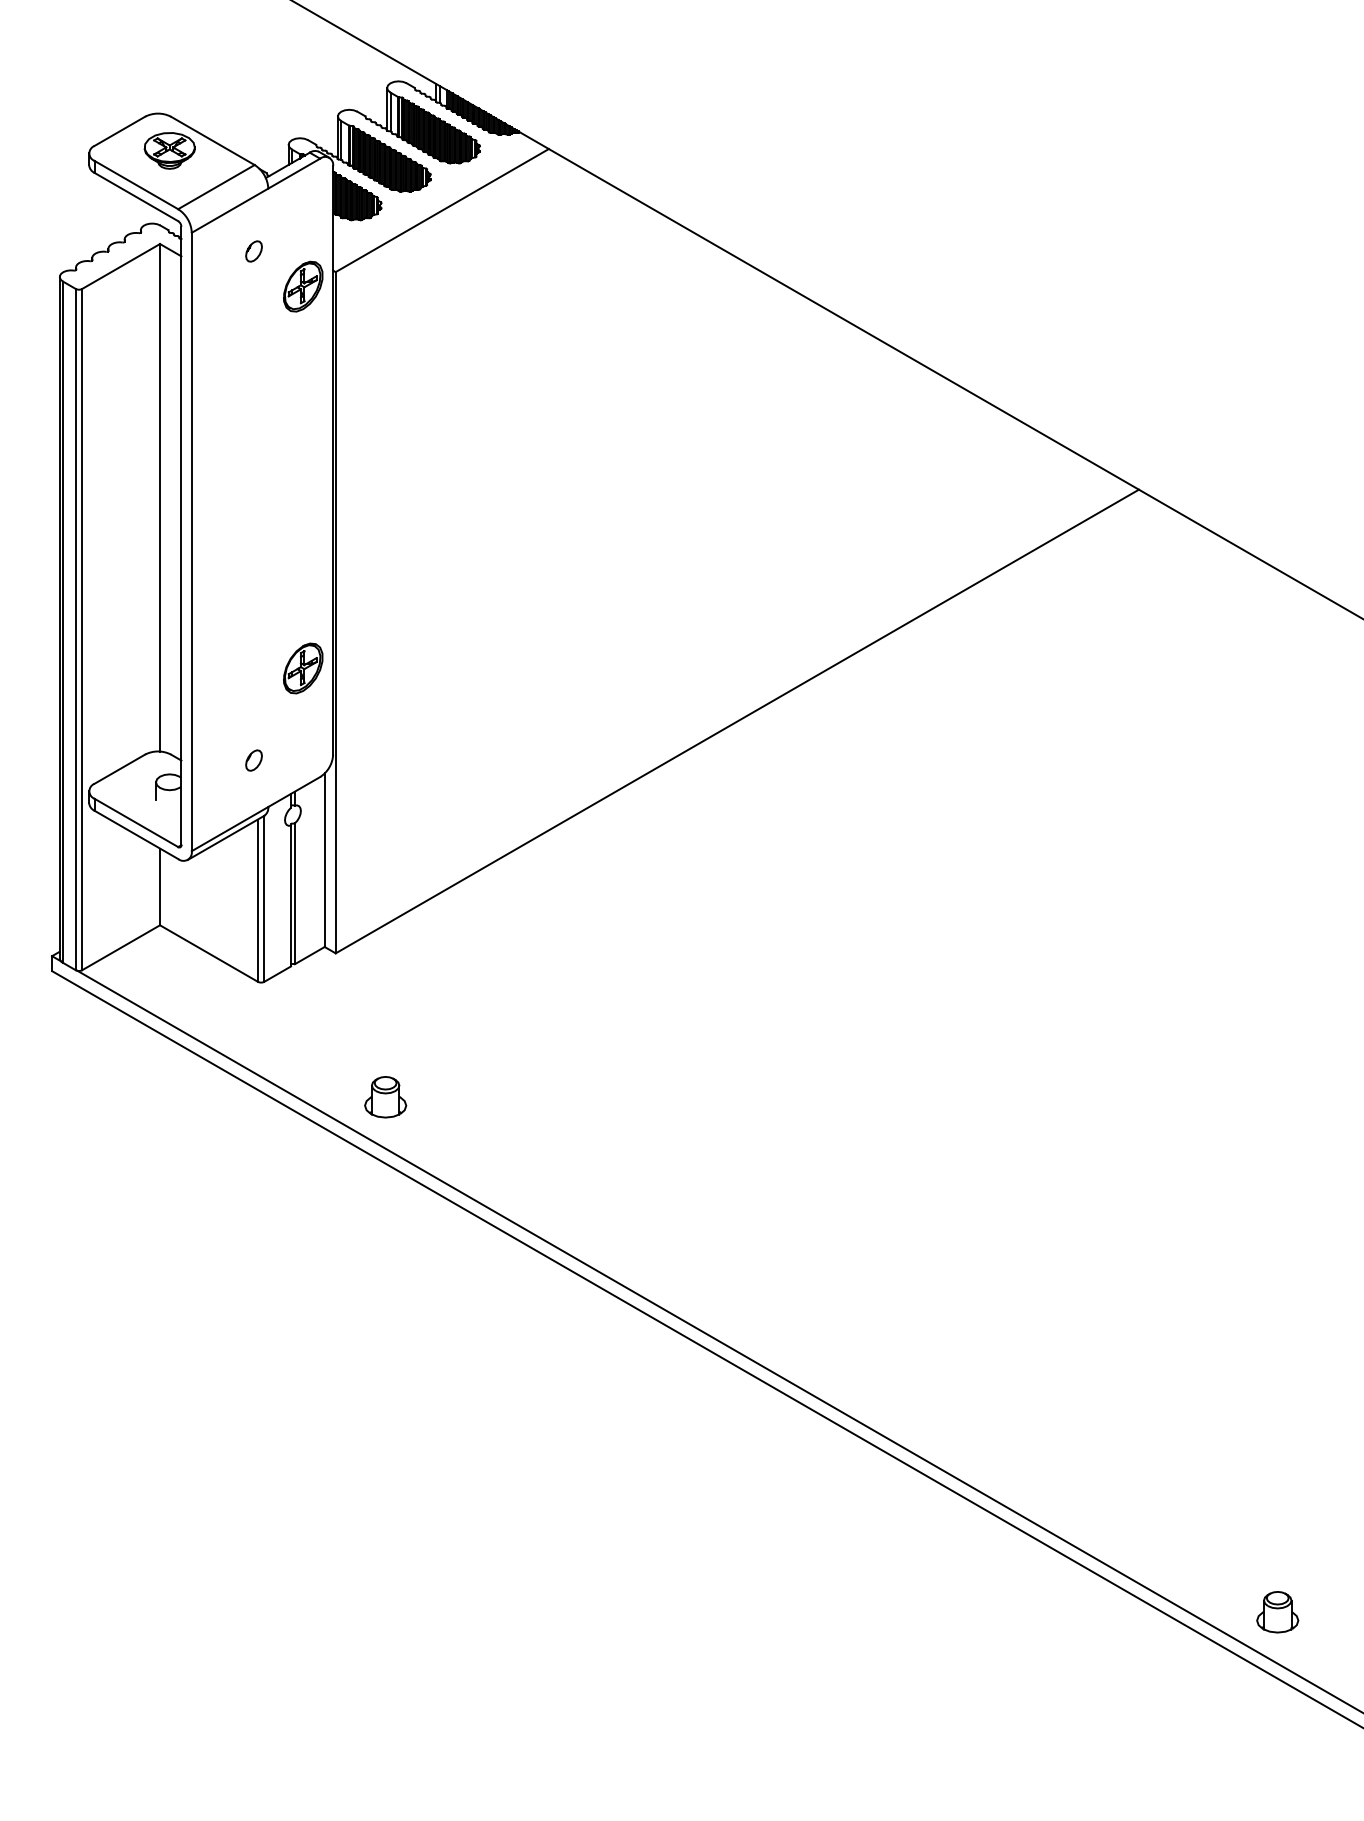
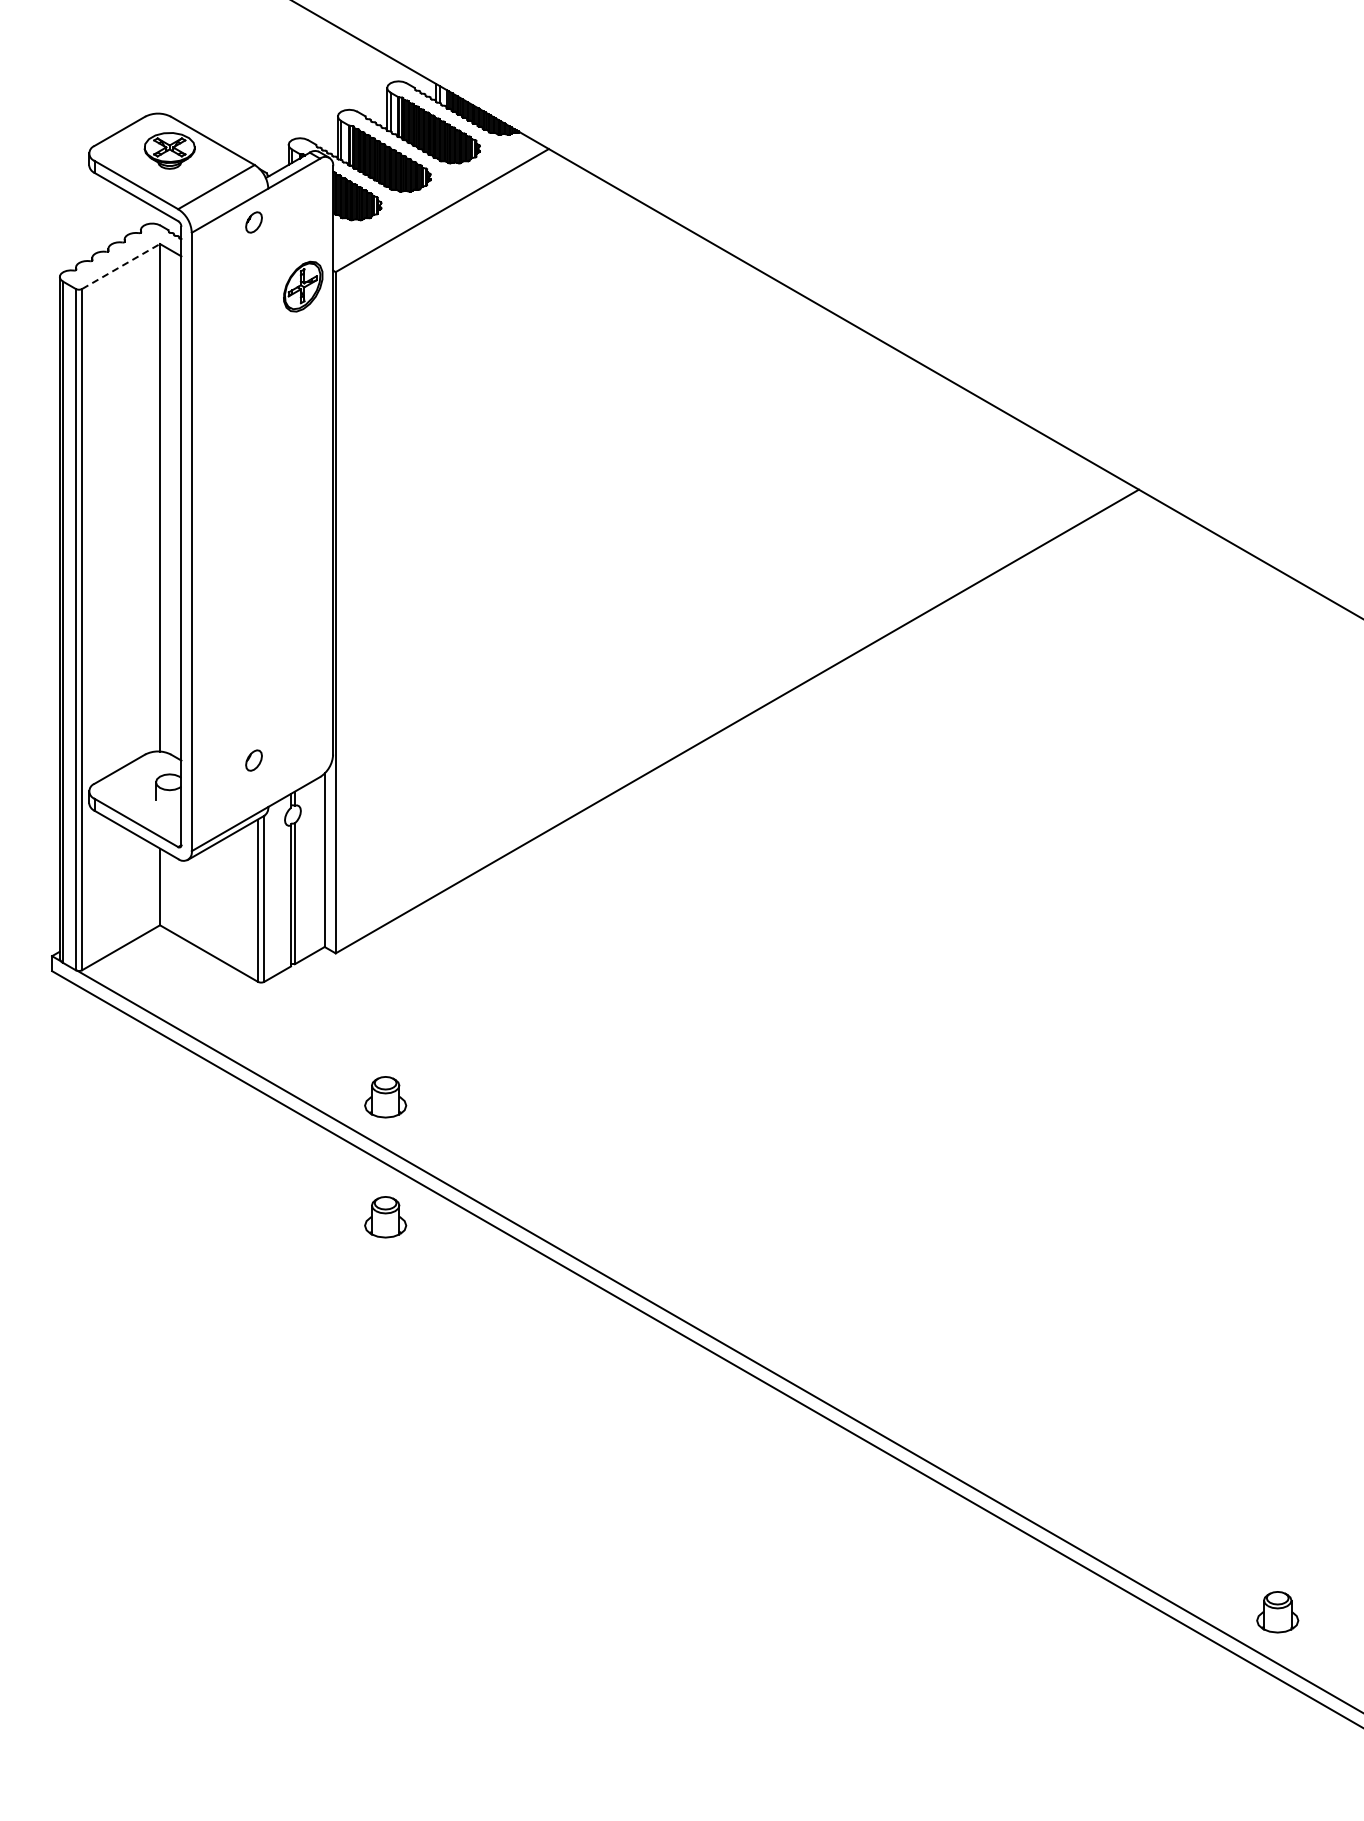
part position: (253, 251) -> (253, 222) (253, 222)
line: solid -> dashed (121, 266)
part: present -> none (303, 668)
part: none -> present (385, 1217)
